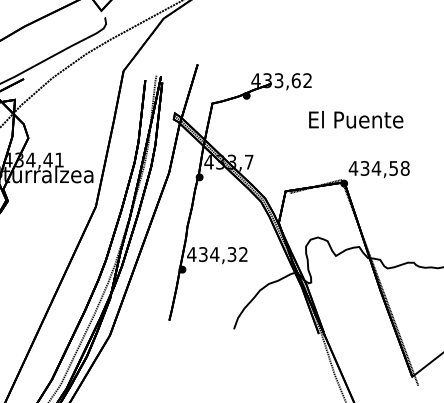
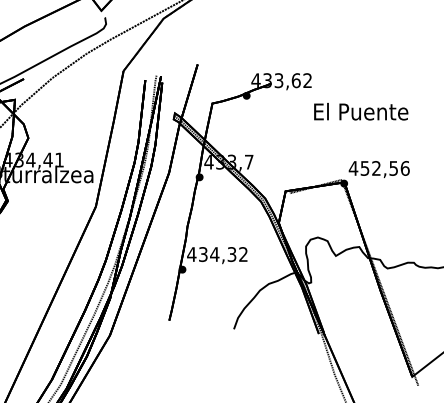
text position: (356, 119) -> (361, 111) (361, 111)
text: 434,58 -> 452,56 (385, 168)
